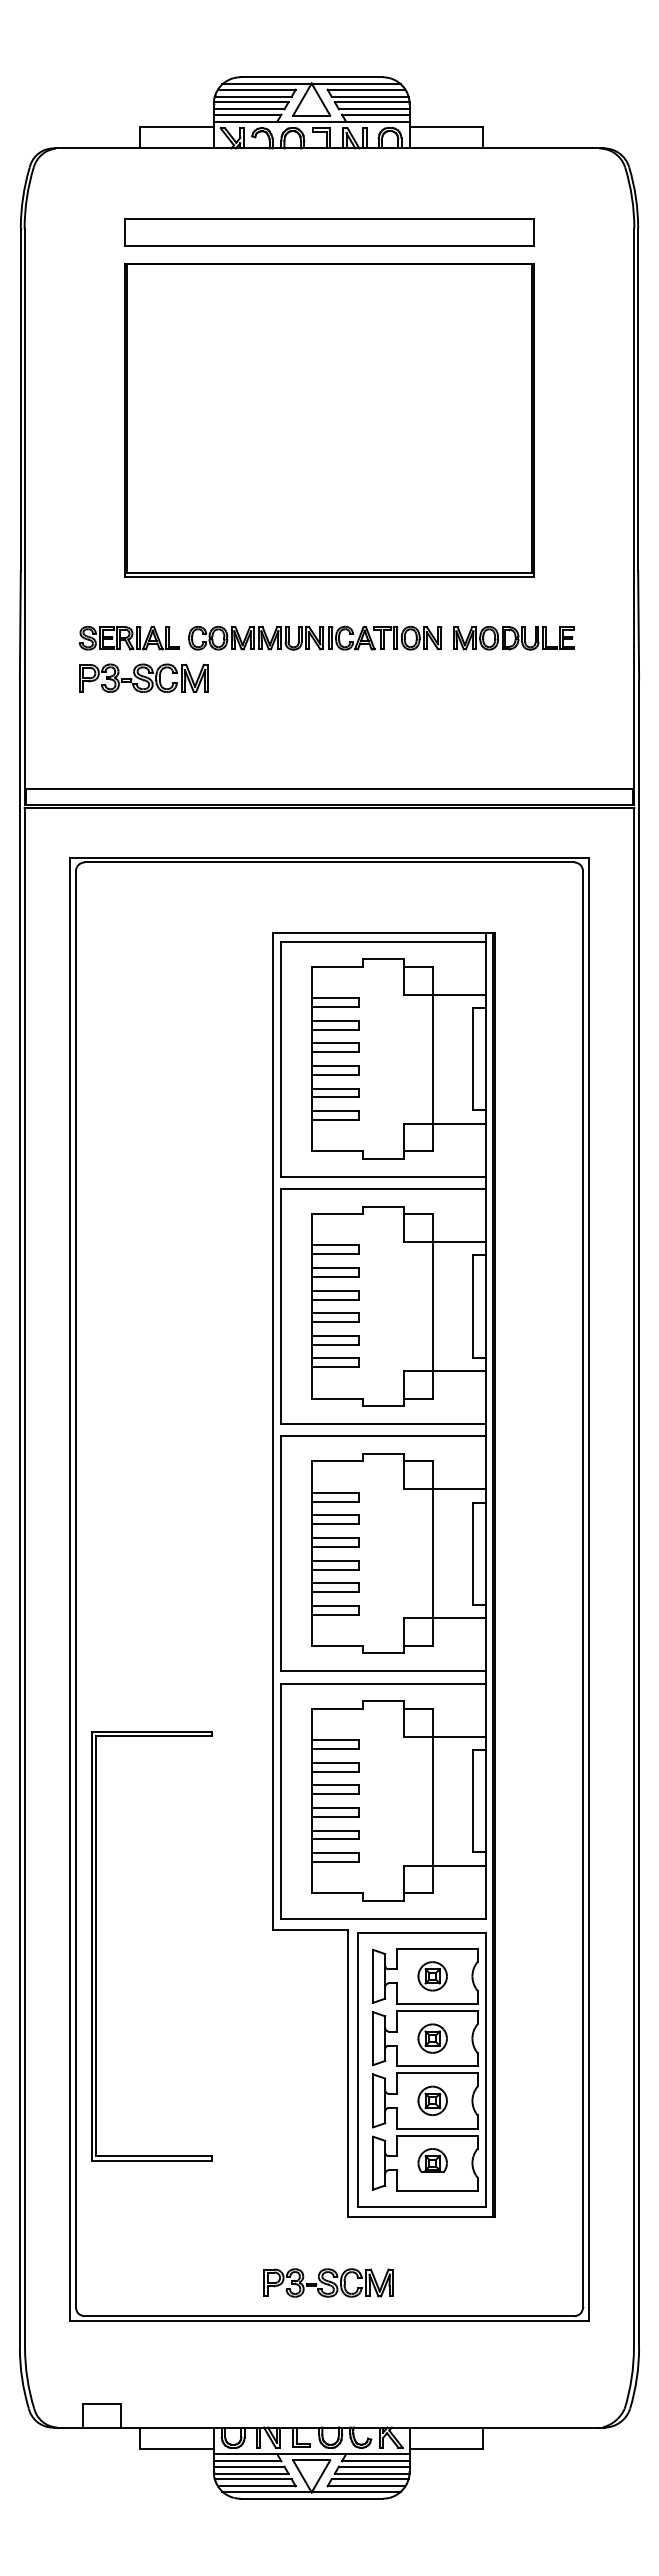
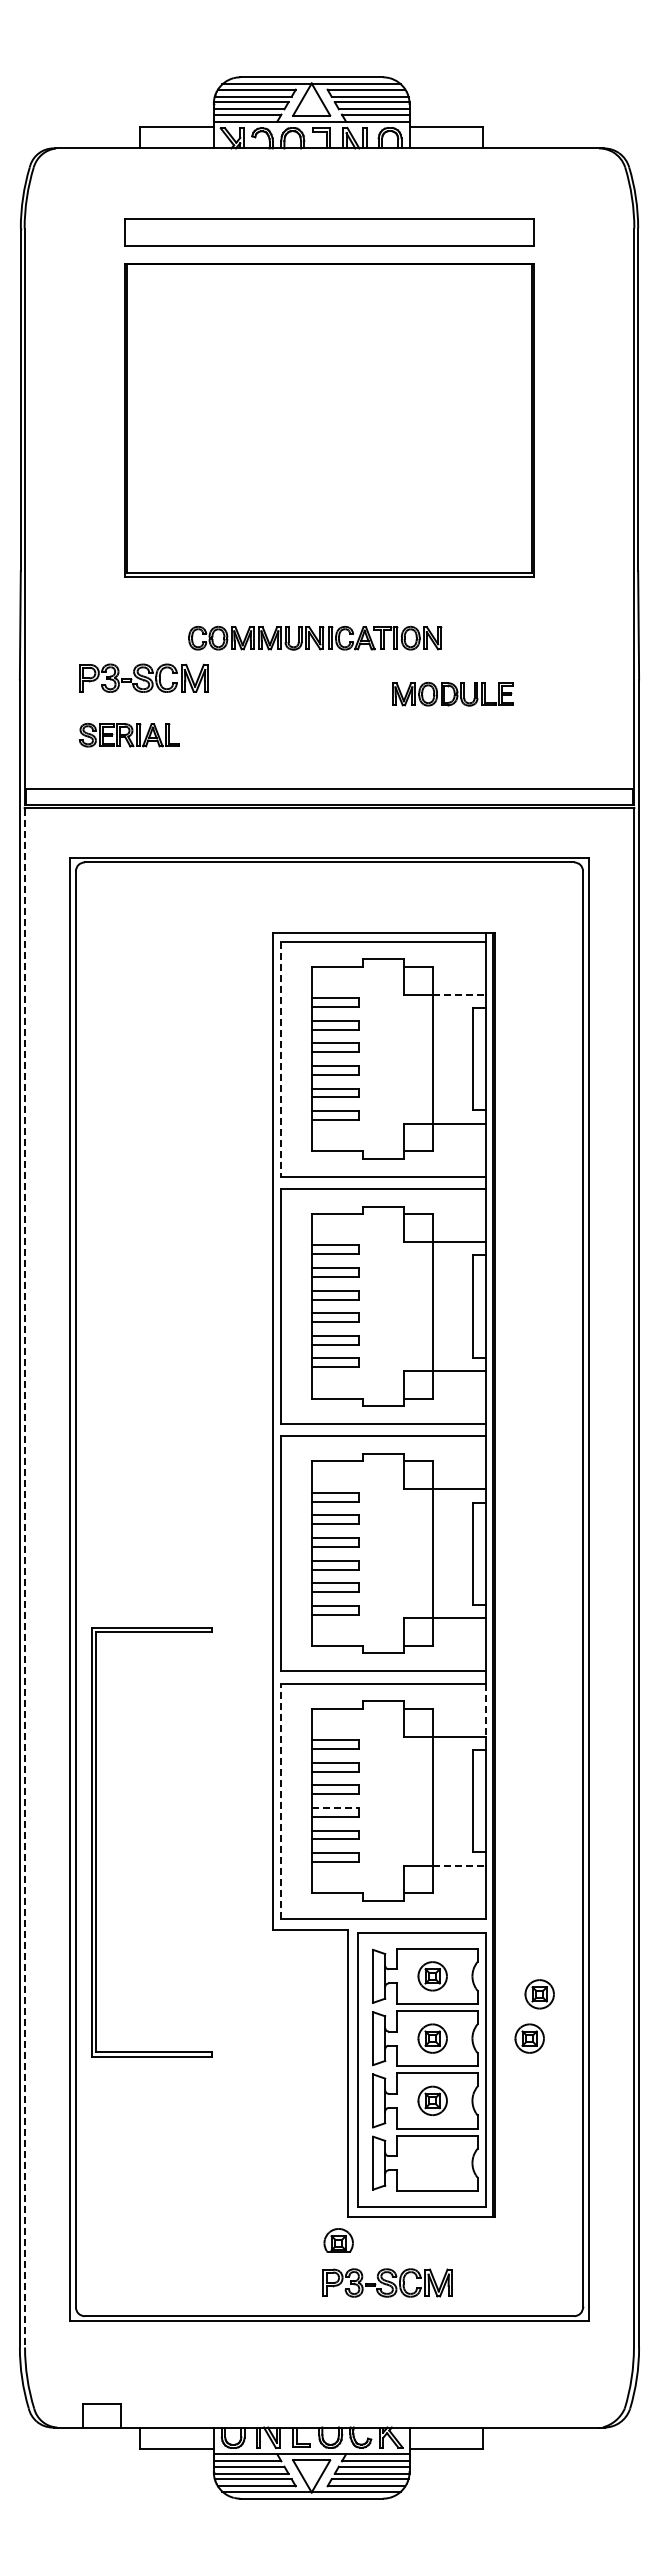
part position: (129, 638) -> (129, 735) (129, 735)
part position: (513, 638) -> (452, 694) (452, 694)
line: solid -> dashed (459, 994)
line: solid -> dashed (281, 1059)
line: solid -> dashed (25, 1578)
line: solid -> dashed (486, 1710)
line: solid -> dashed (281, 1800)
line: solid -> dashed (335, 1807)
line: solid -> dashed (459, 1865)
part position: (96, 1946) -> (96, 1842) (96, 1842)
part: none -> present (539, 1994)
part: none -> present (529, 2038)
part position: (432, 2160) -> (338, 2240) (338, 2240)
part position: (328, 2282) -> (387, 2282) (387, 2282)
